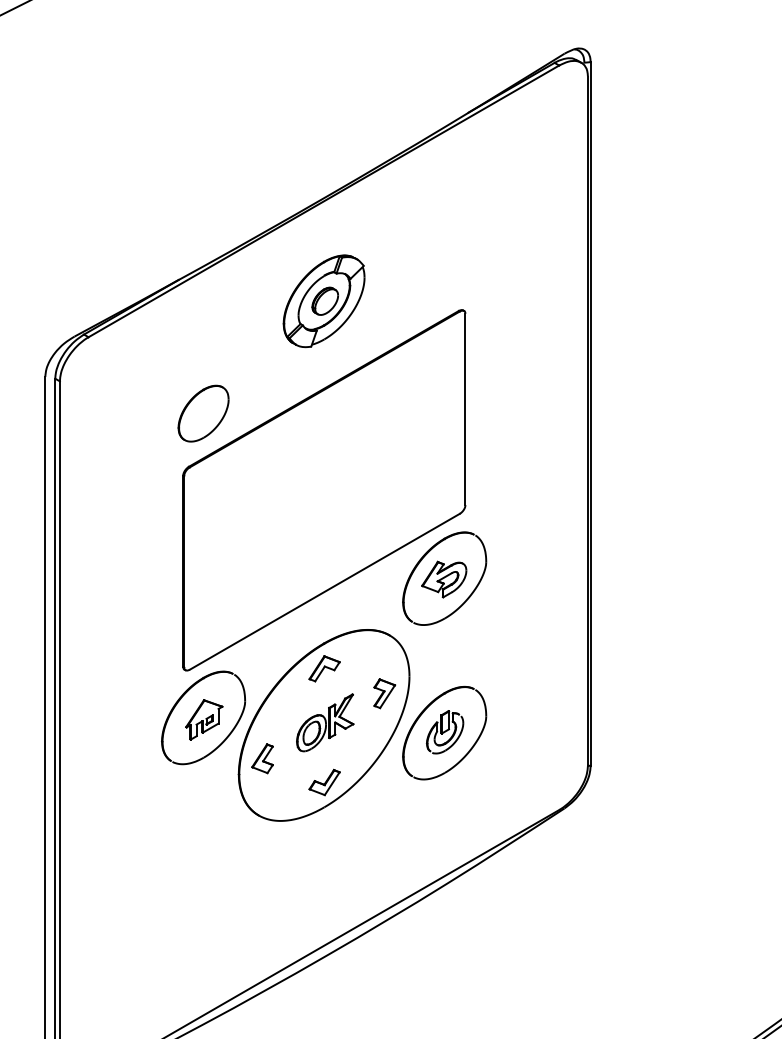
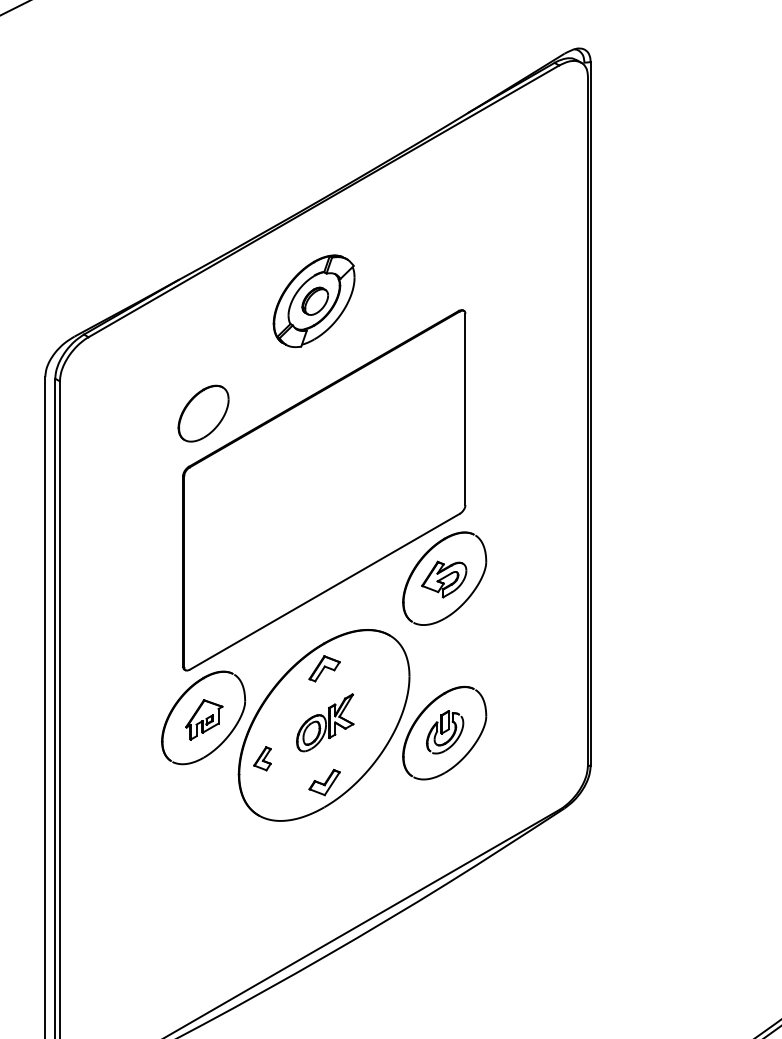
part position: (323, 301) -> (313, 301) (313, 301)
part: present -> none (384, 693)
part size: 23x32 px -> 19x26 px (262, 758)
